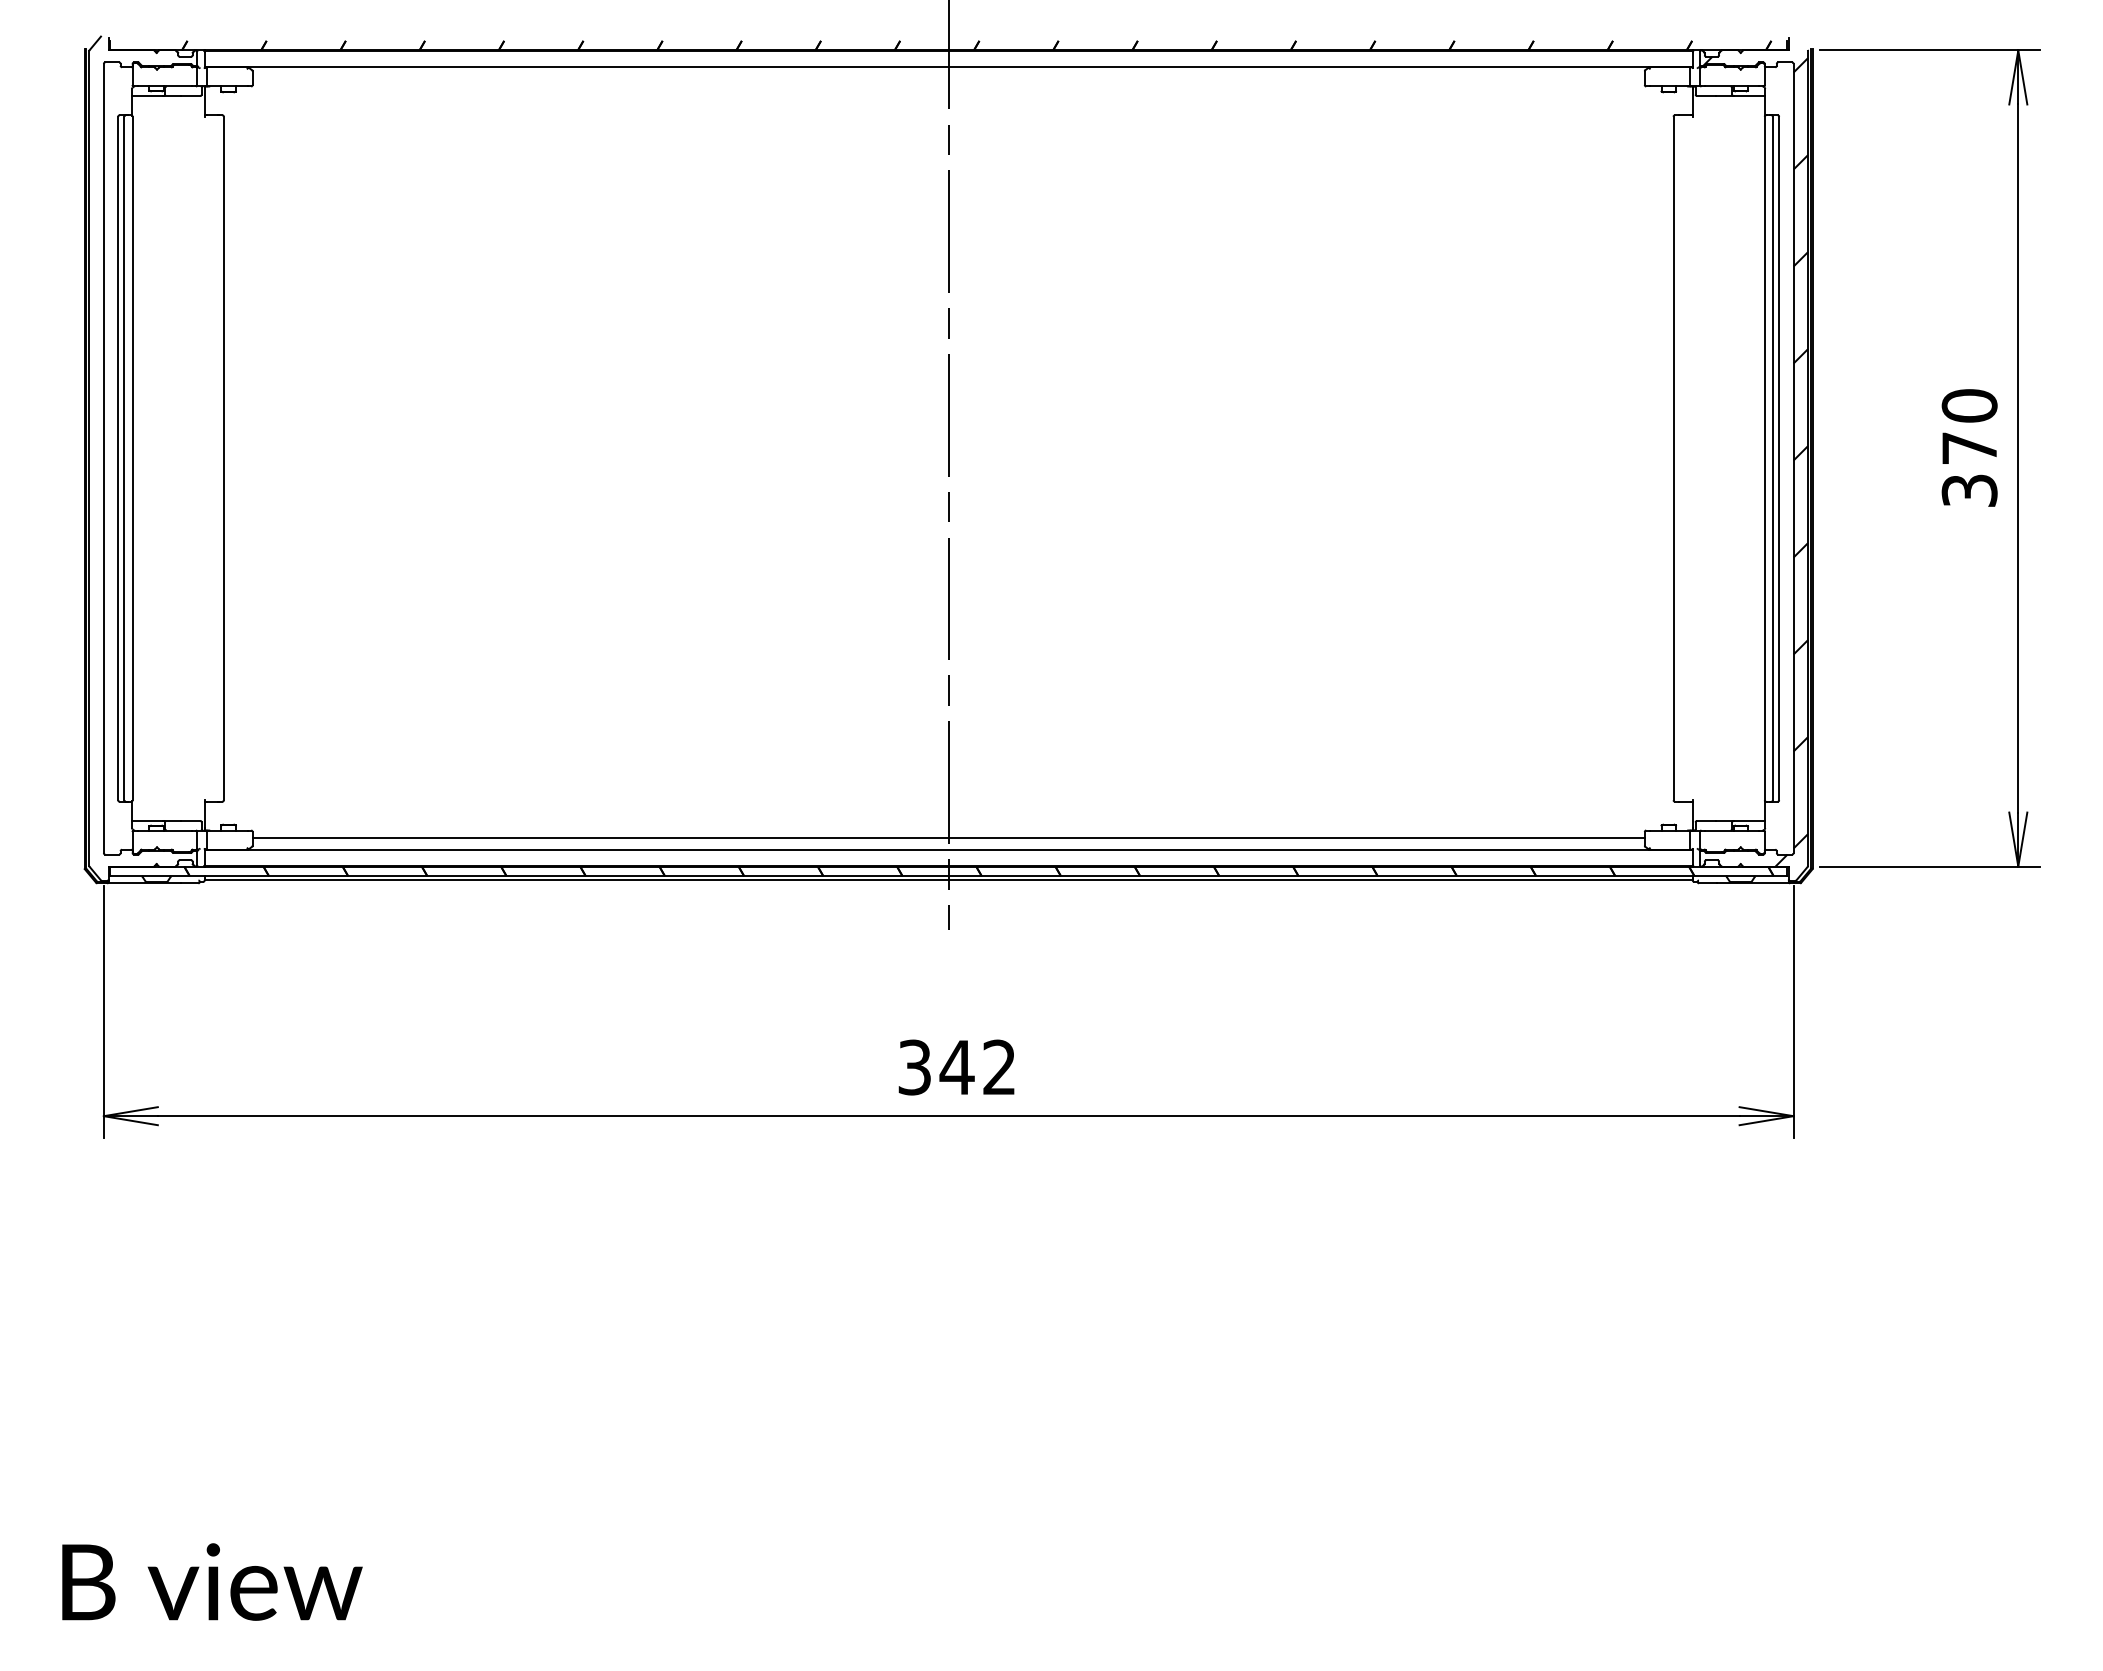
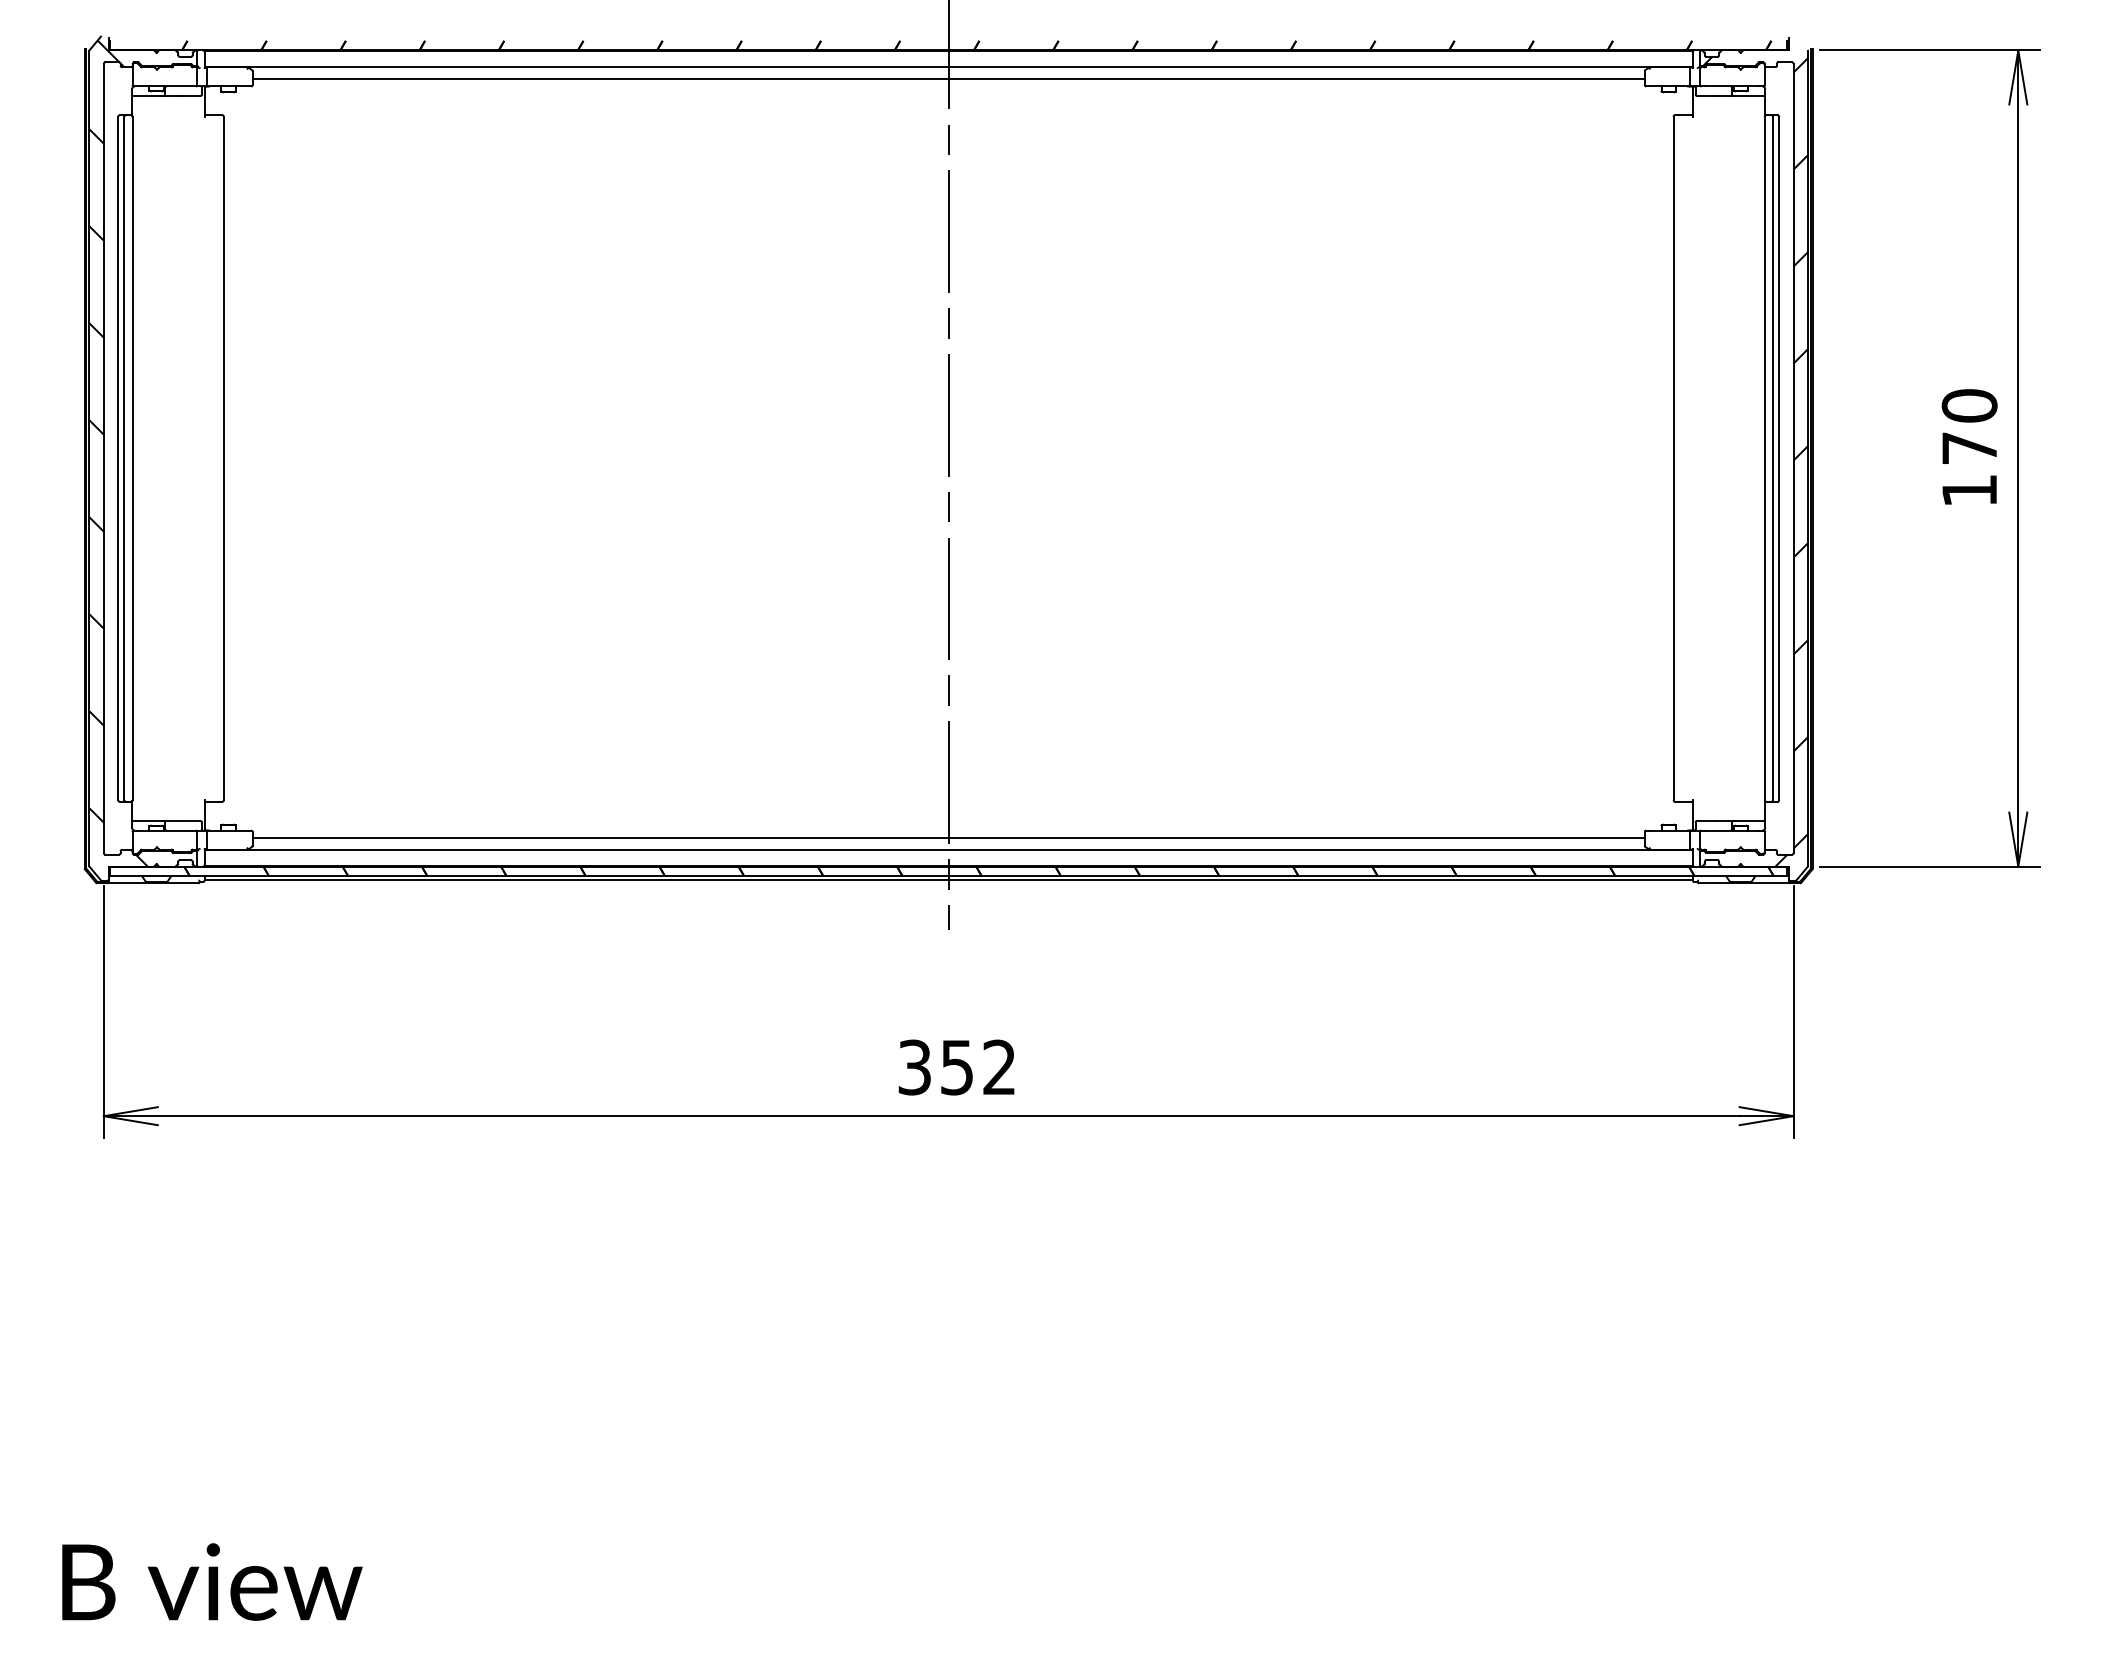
line: none -> present (948, 79)
hatch: none -> present (118, 453)
text: 370 -> 170 (1969, 490)
text: 342 -> 352 (956, 1067)
